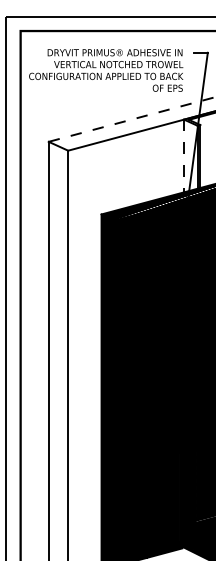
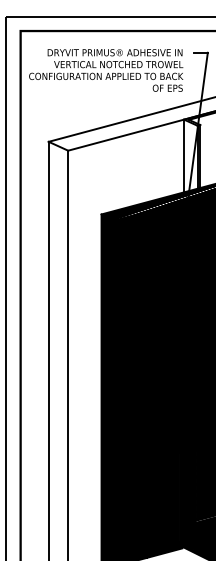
line: dashed -> solid (132, 119)
line: dashed -> solid (184, 156)
